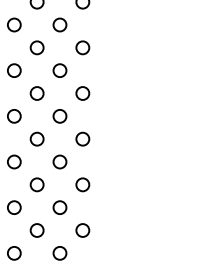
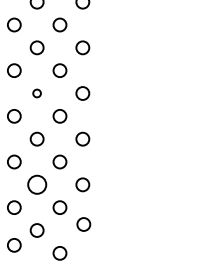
circle size: 16x15 px -> 10x11 px (36, 93)
circle size: 16x16 px -> 21x21 px (37, 184)
circle position: (82, 230) -> (83, 224) (83, 224)
circle position: (14, 253) -> (14, 245) (14, 245)
